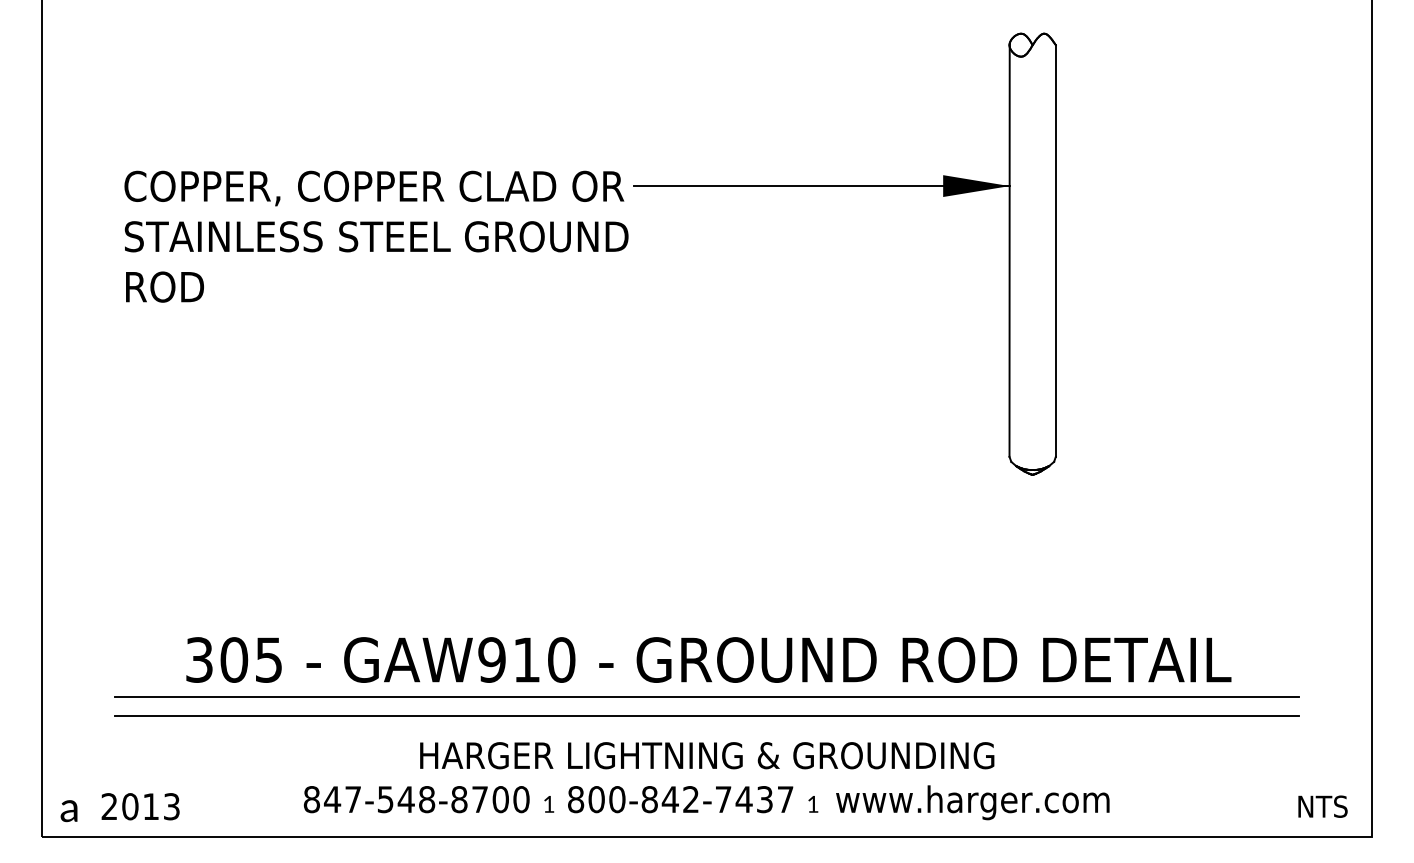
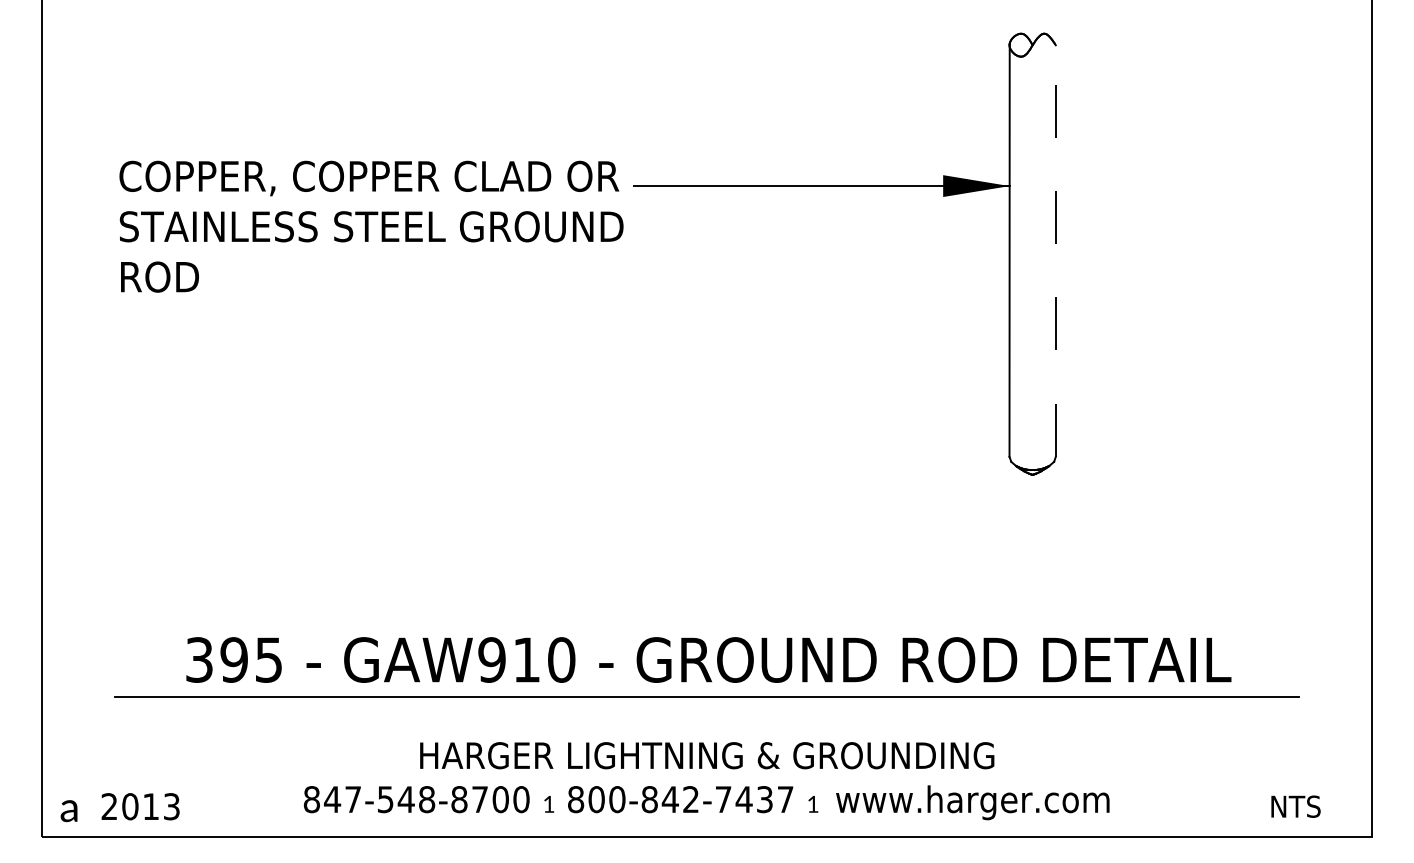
text position: (376, 236) -> (371, 226) (371, 226)
line: solid -> dashed (1055, 251)
text: 305 -> 395 (234, 659)
line: present -> none (706, 716)
text position: (1322, 806) -> (1295, 806) (1295, 806)
